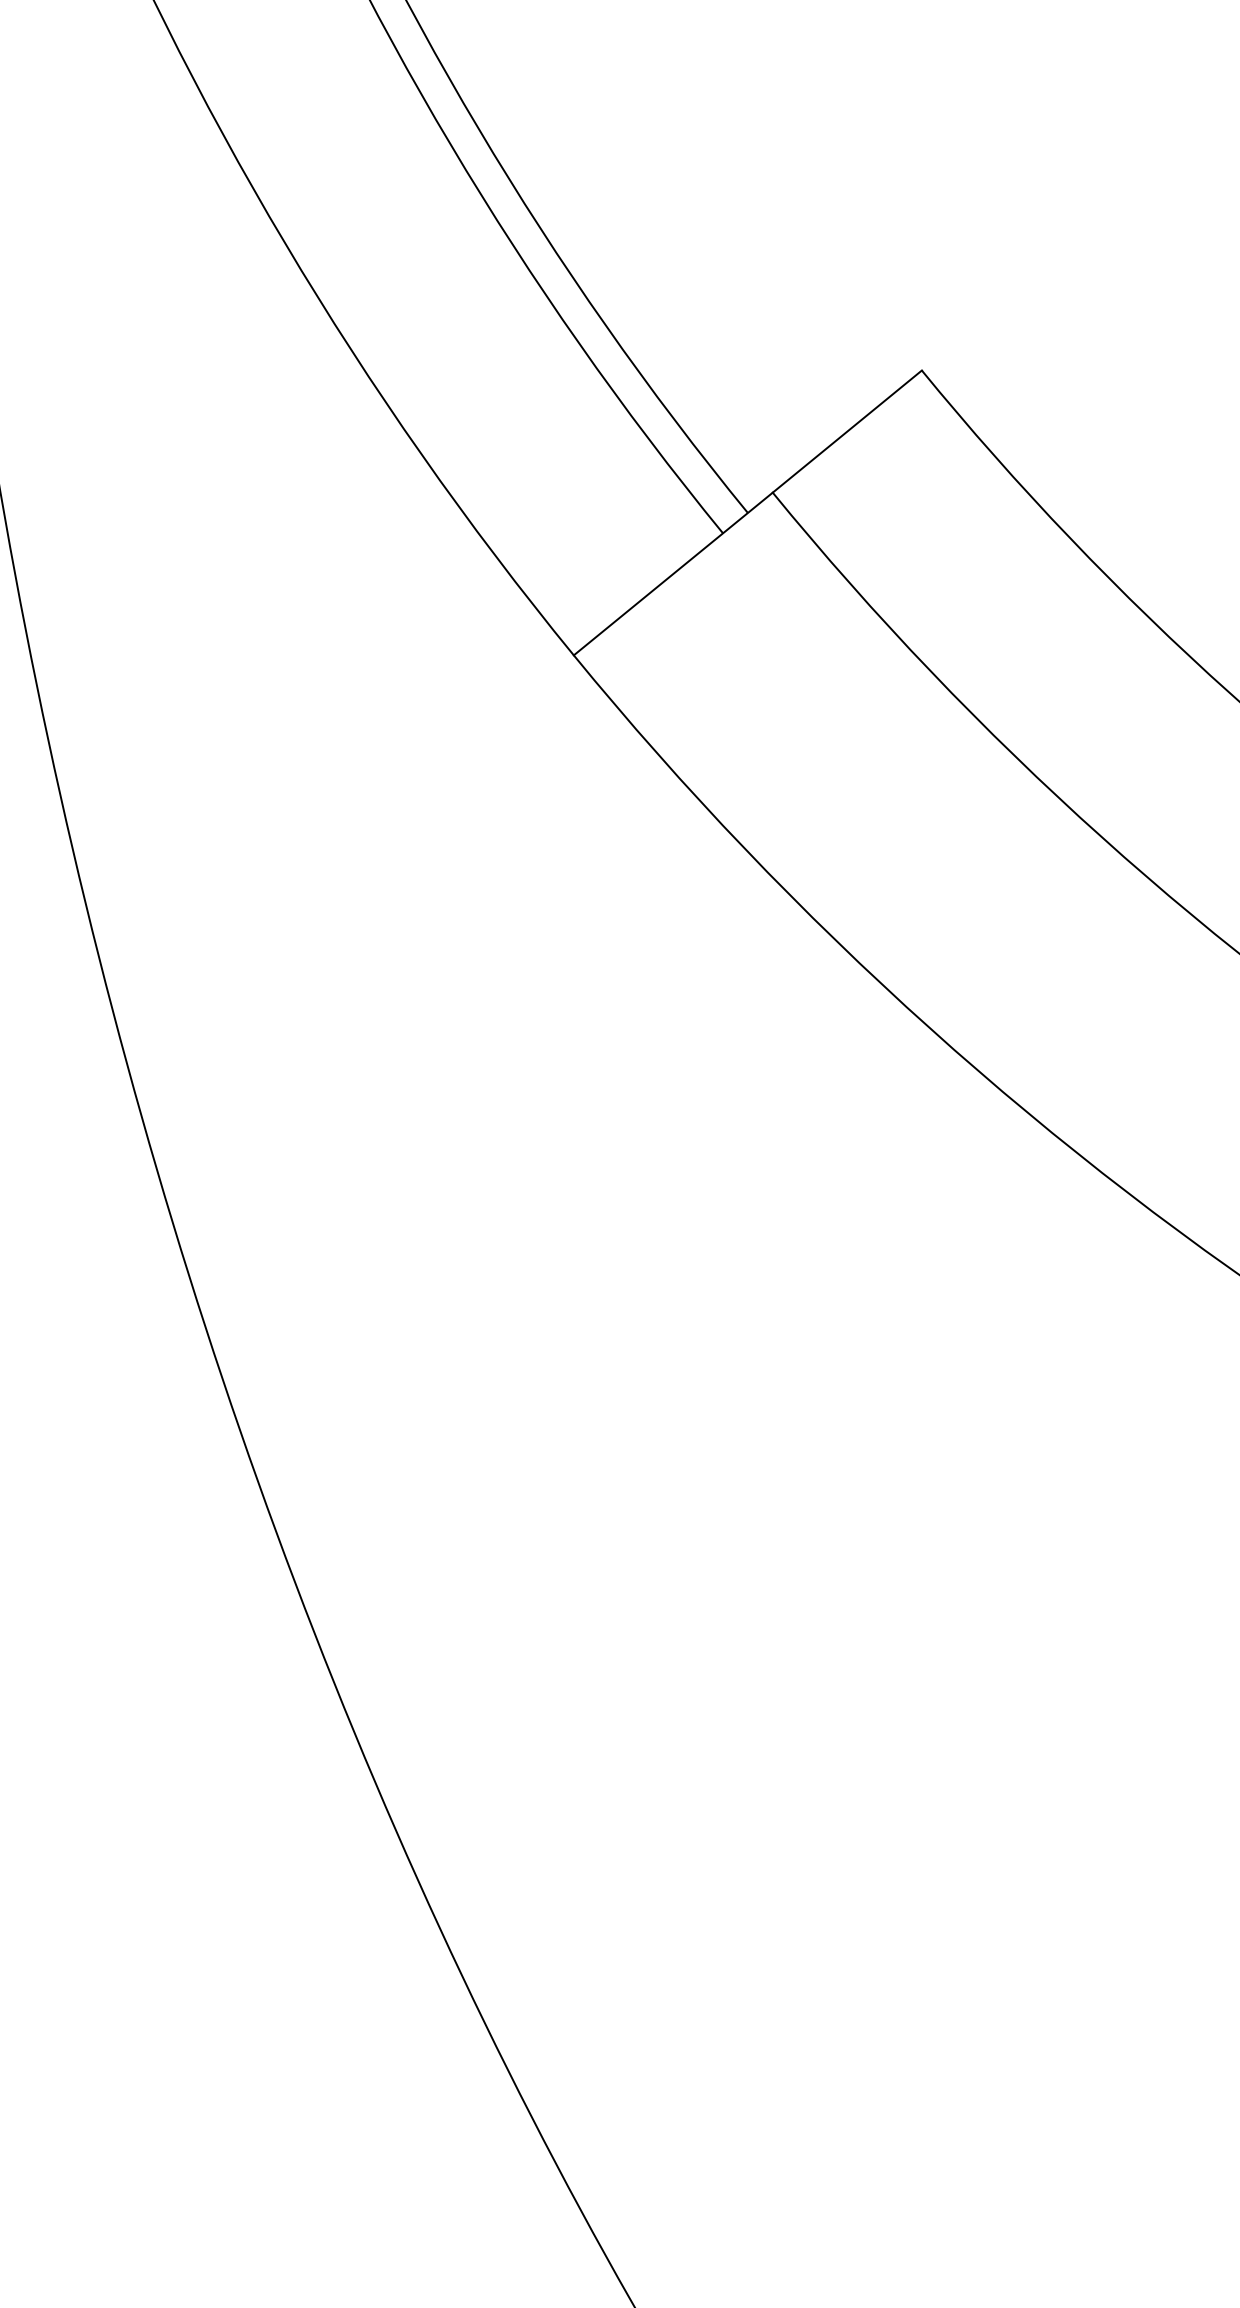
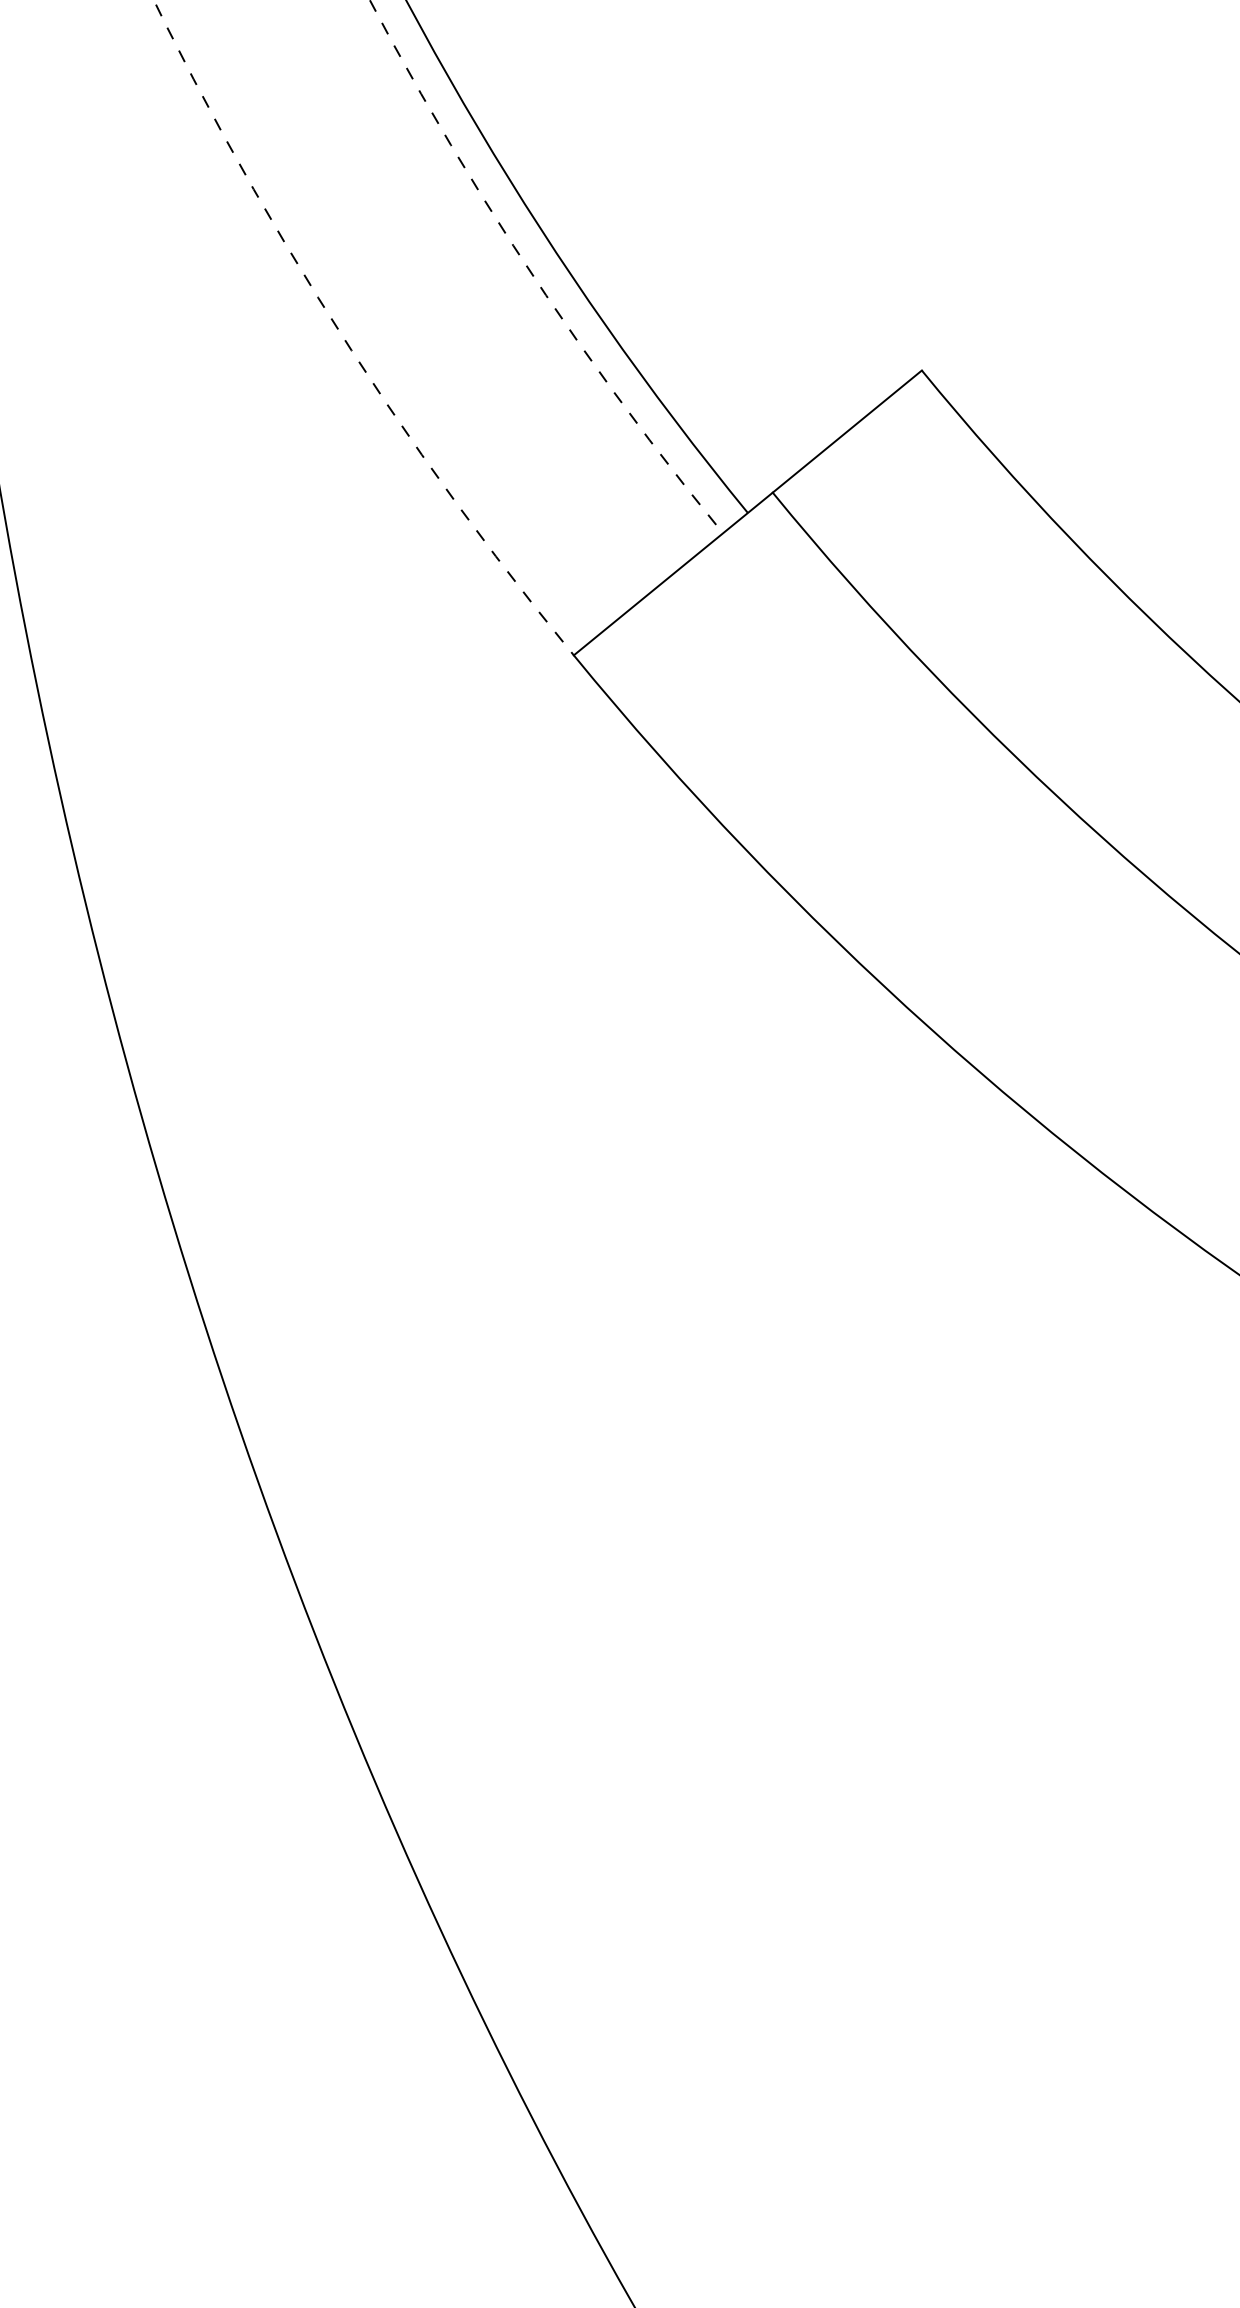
arc: solid -> dashed (533, 275)
arc: solid -> dashed (345, 340)
